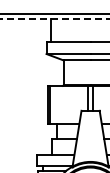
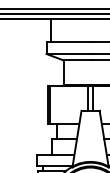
line: none -> present (54, 9)
line: dashed -> solid (54, 18)
